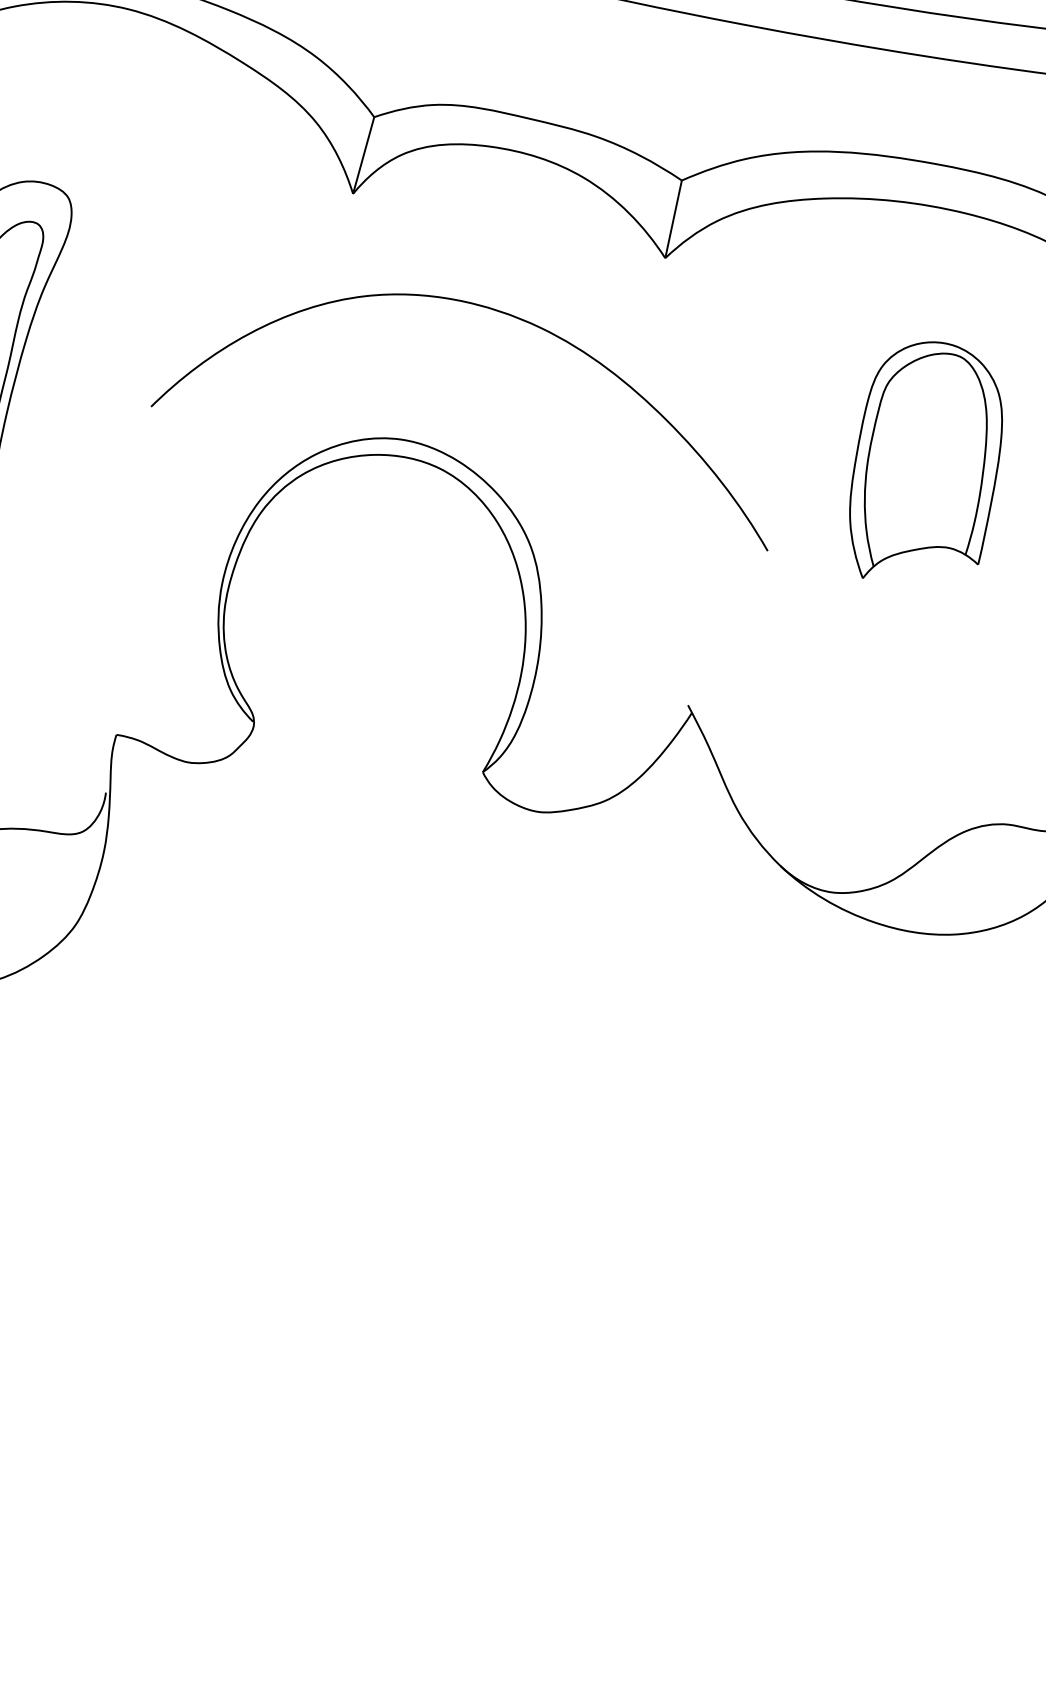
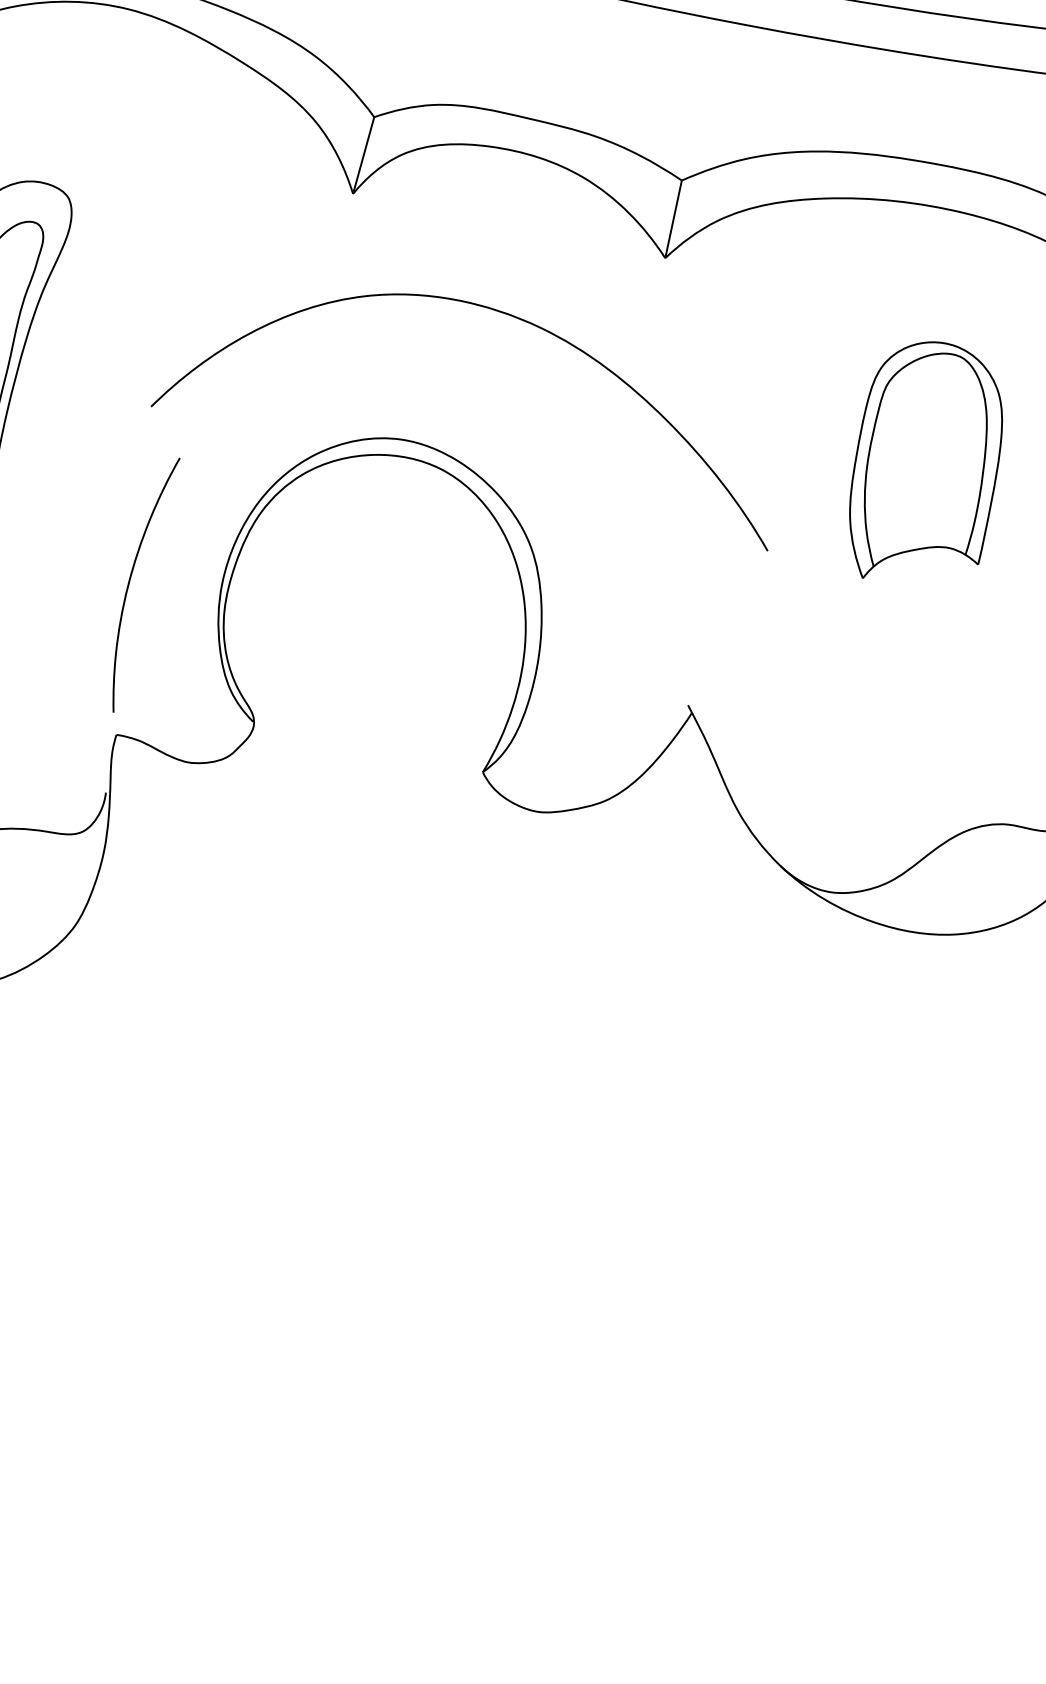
curve: none -> present (130, 581)
